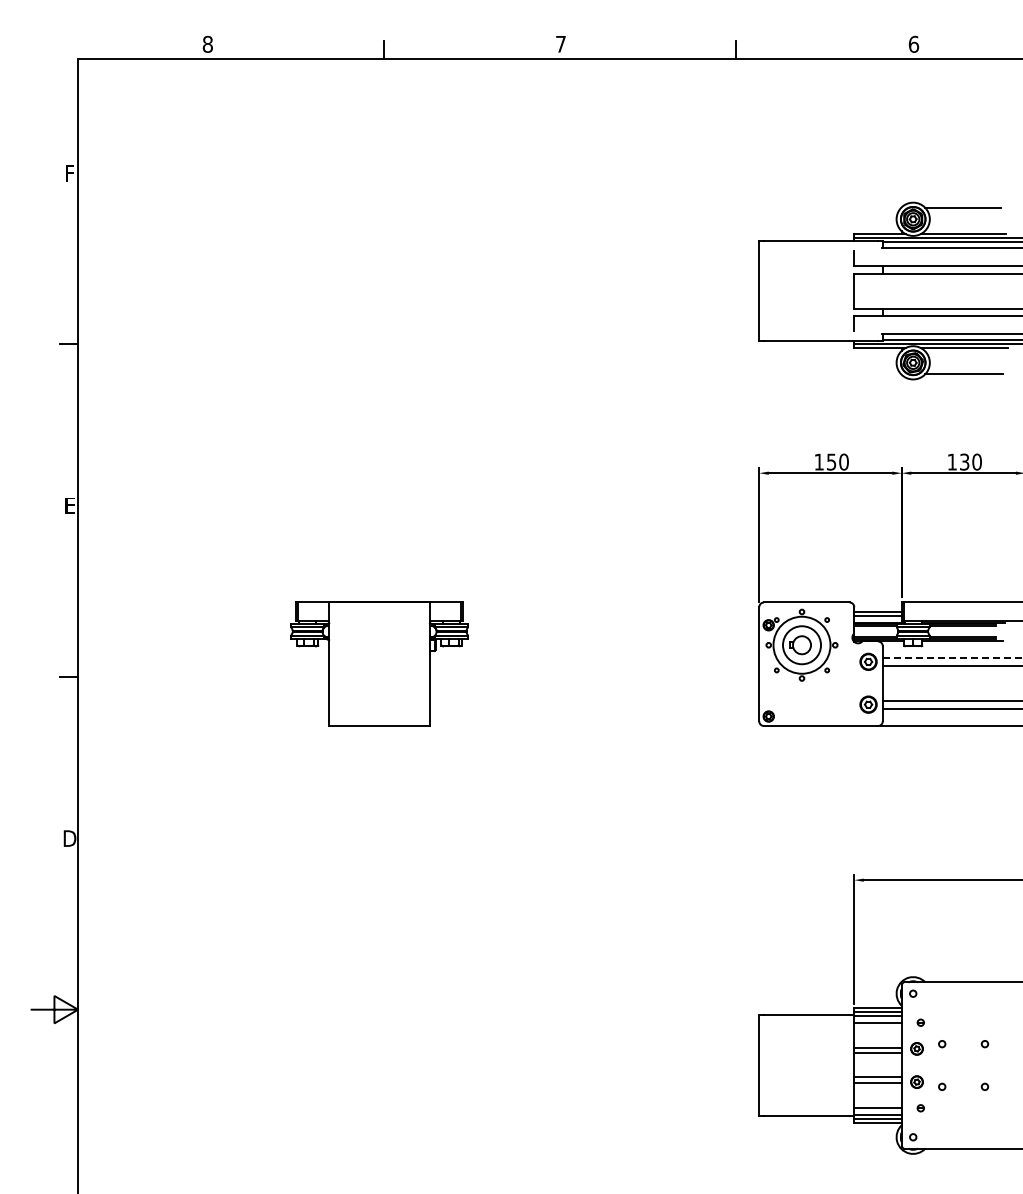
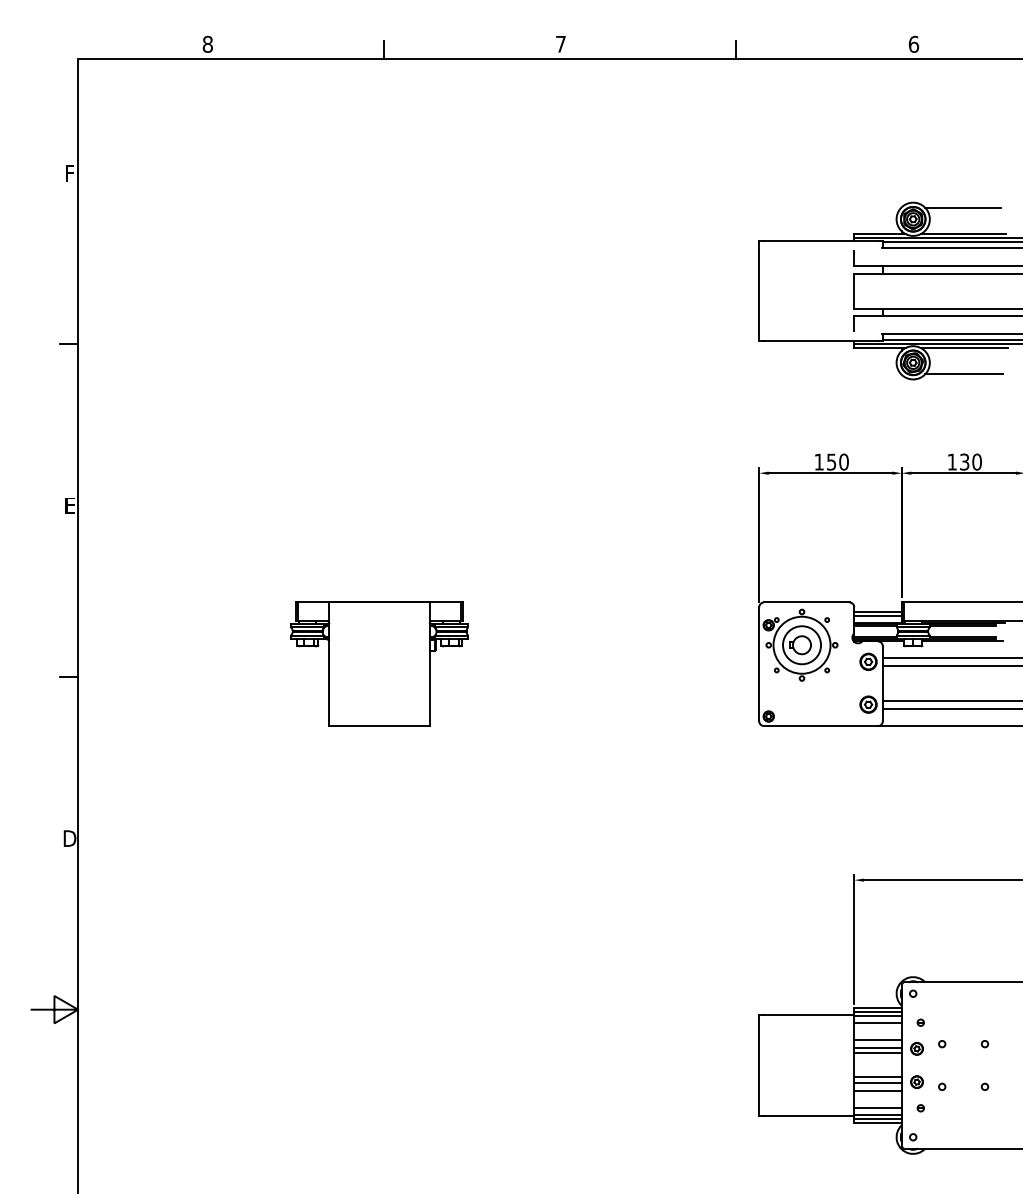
line: dashed -> solid (952, 657)
line: none -> present (877, 1040)
line: none -> present (877, 1090)
